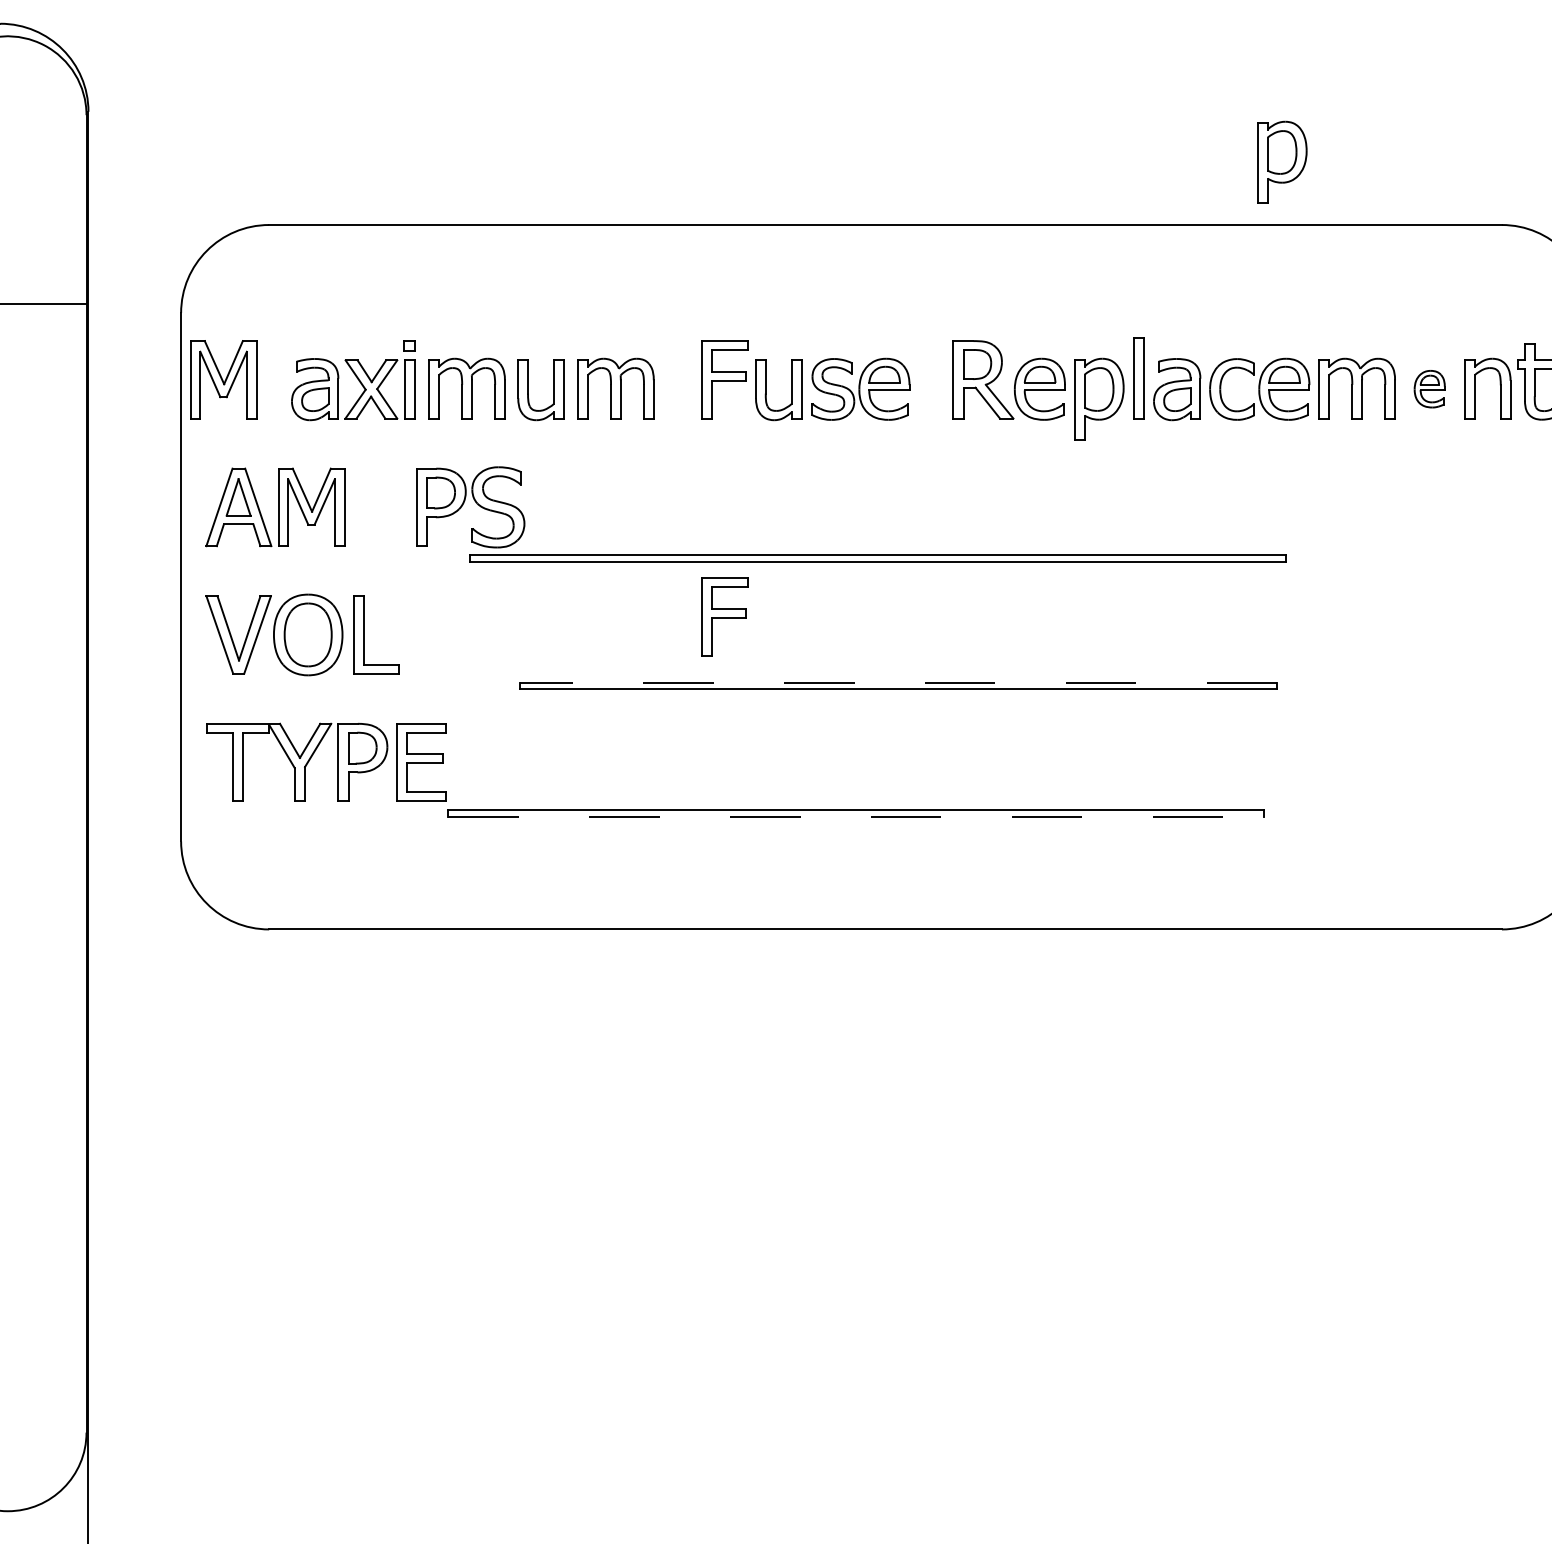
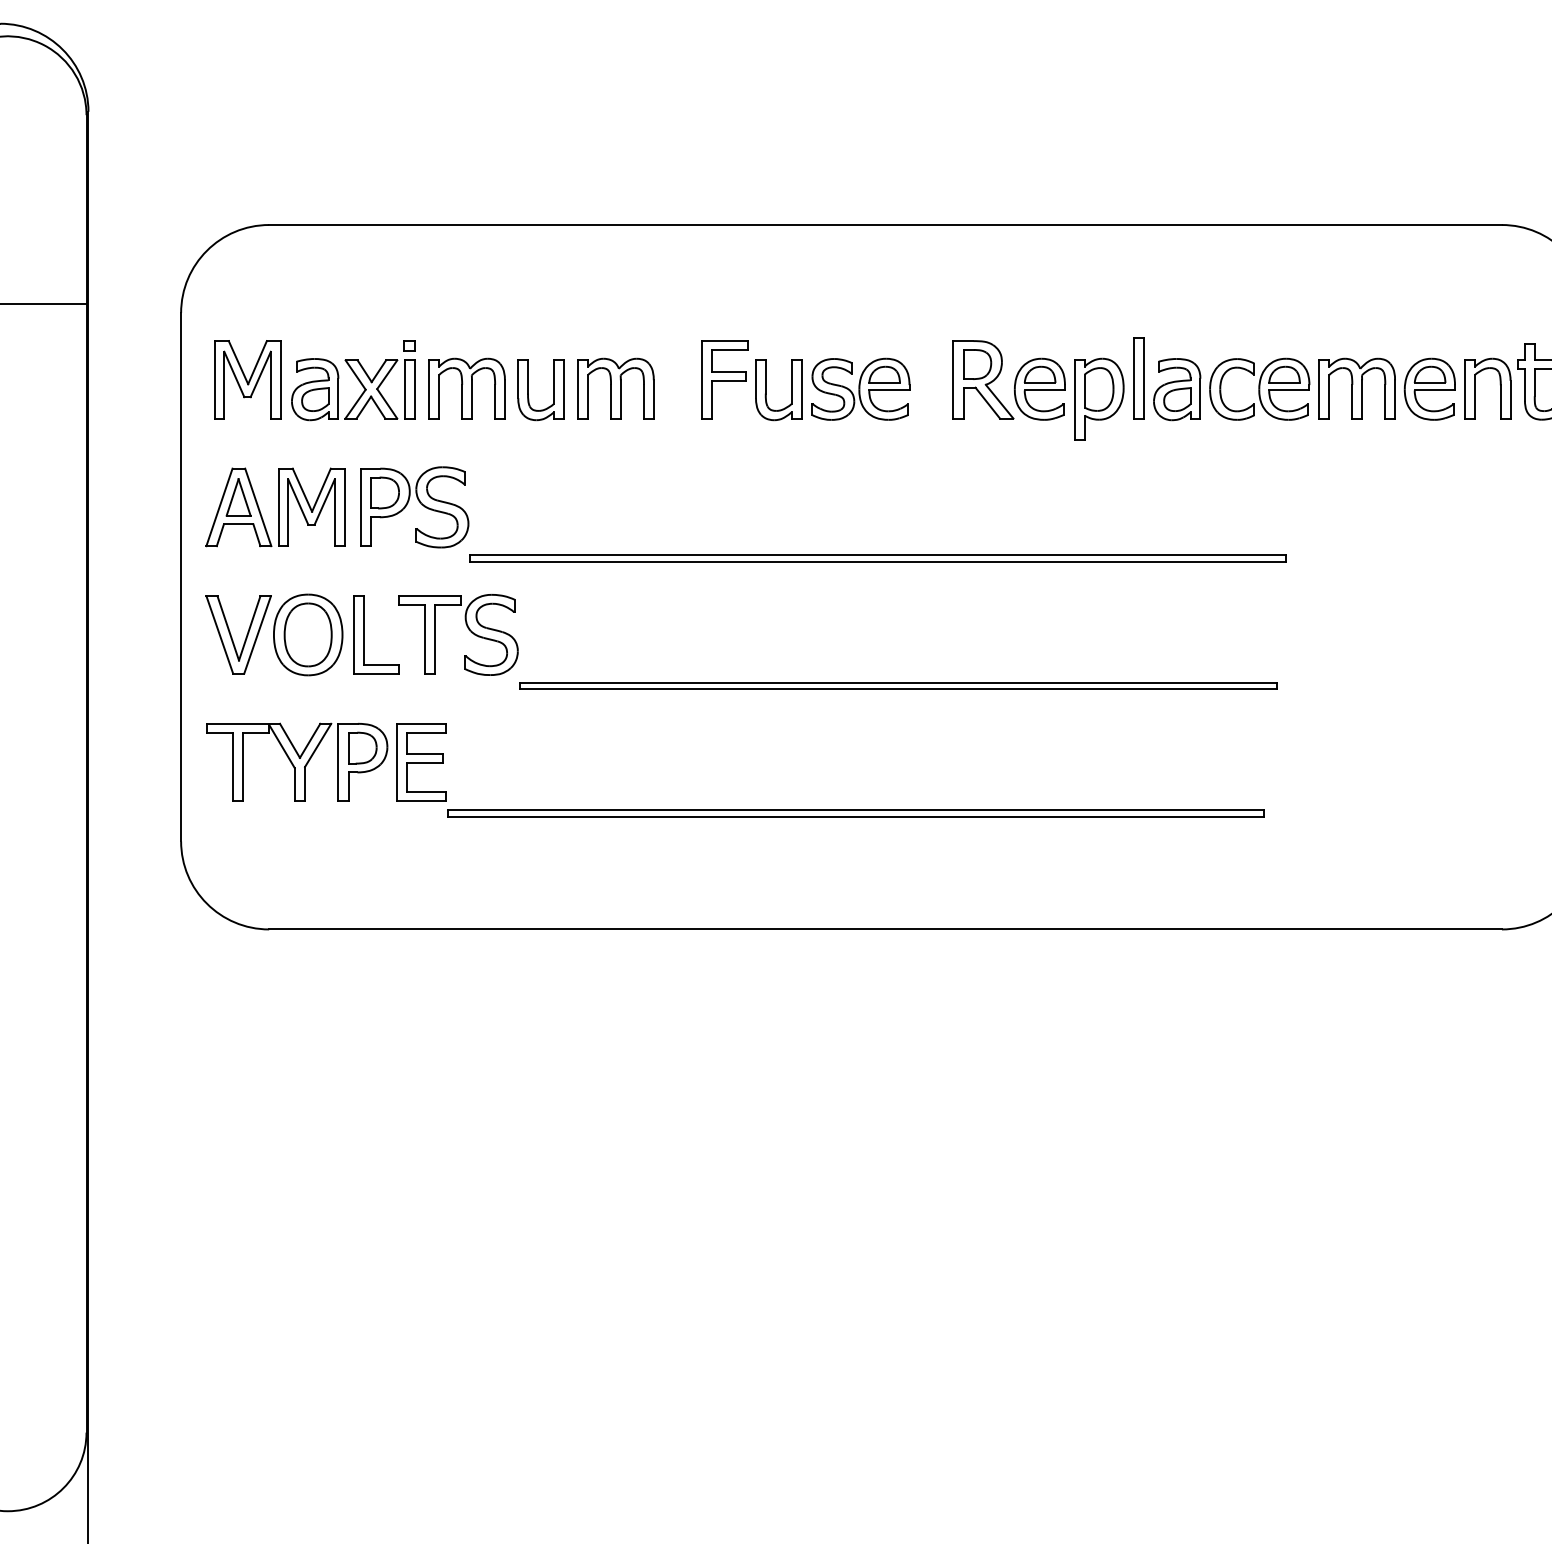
part: present -> none (1282, 161)
part position: (223, 379) -> (247, 379) (247, 379)
part size: 33x39 px -> 53x64 px (1429, 388)
part position: (475, 502) -> (419, 502) (419, 502)
part: present -> none (724, 616)
part: none -> present (467, 628)
line: dashed -> solid (898, 682)
line: dashed -> solid (856, 816)
